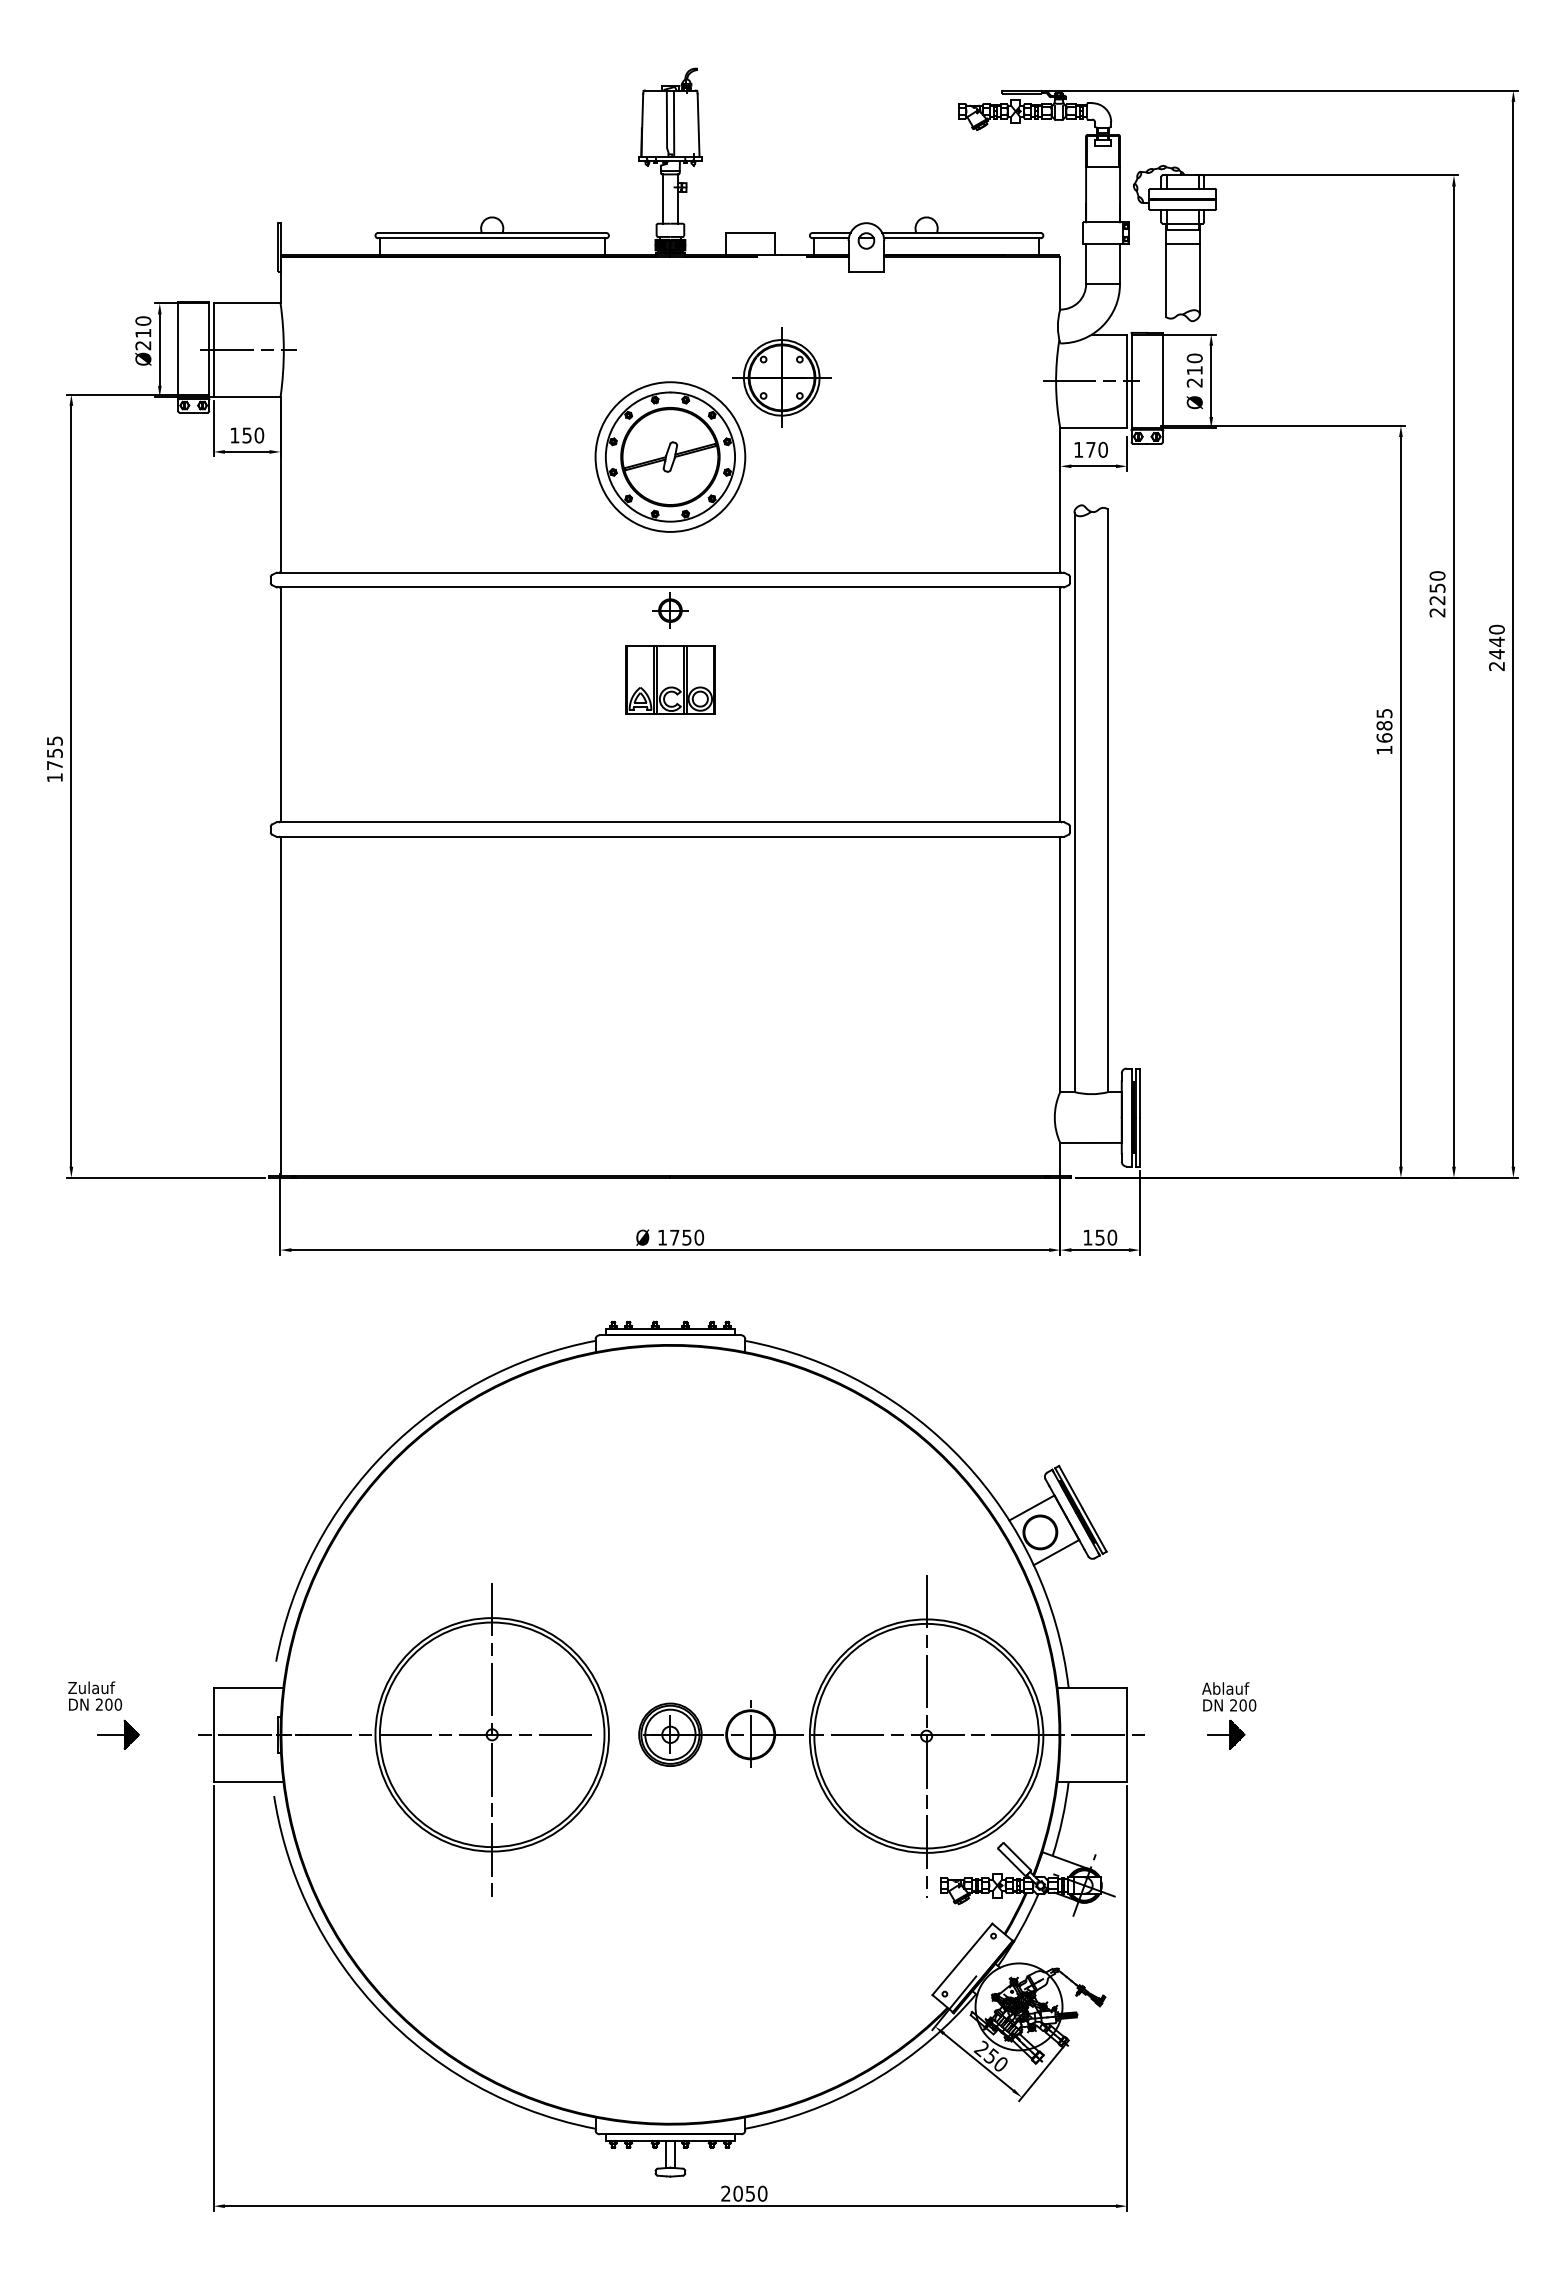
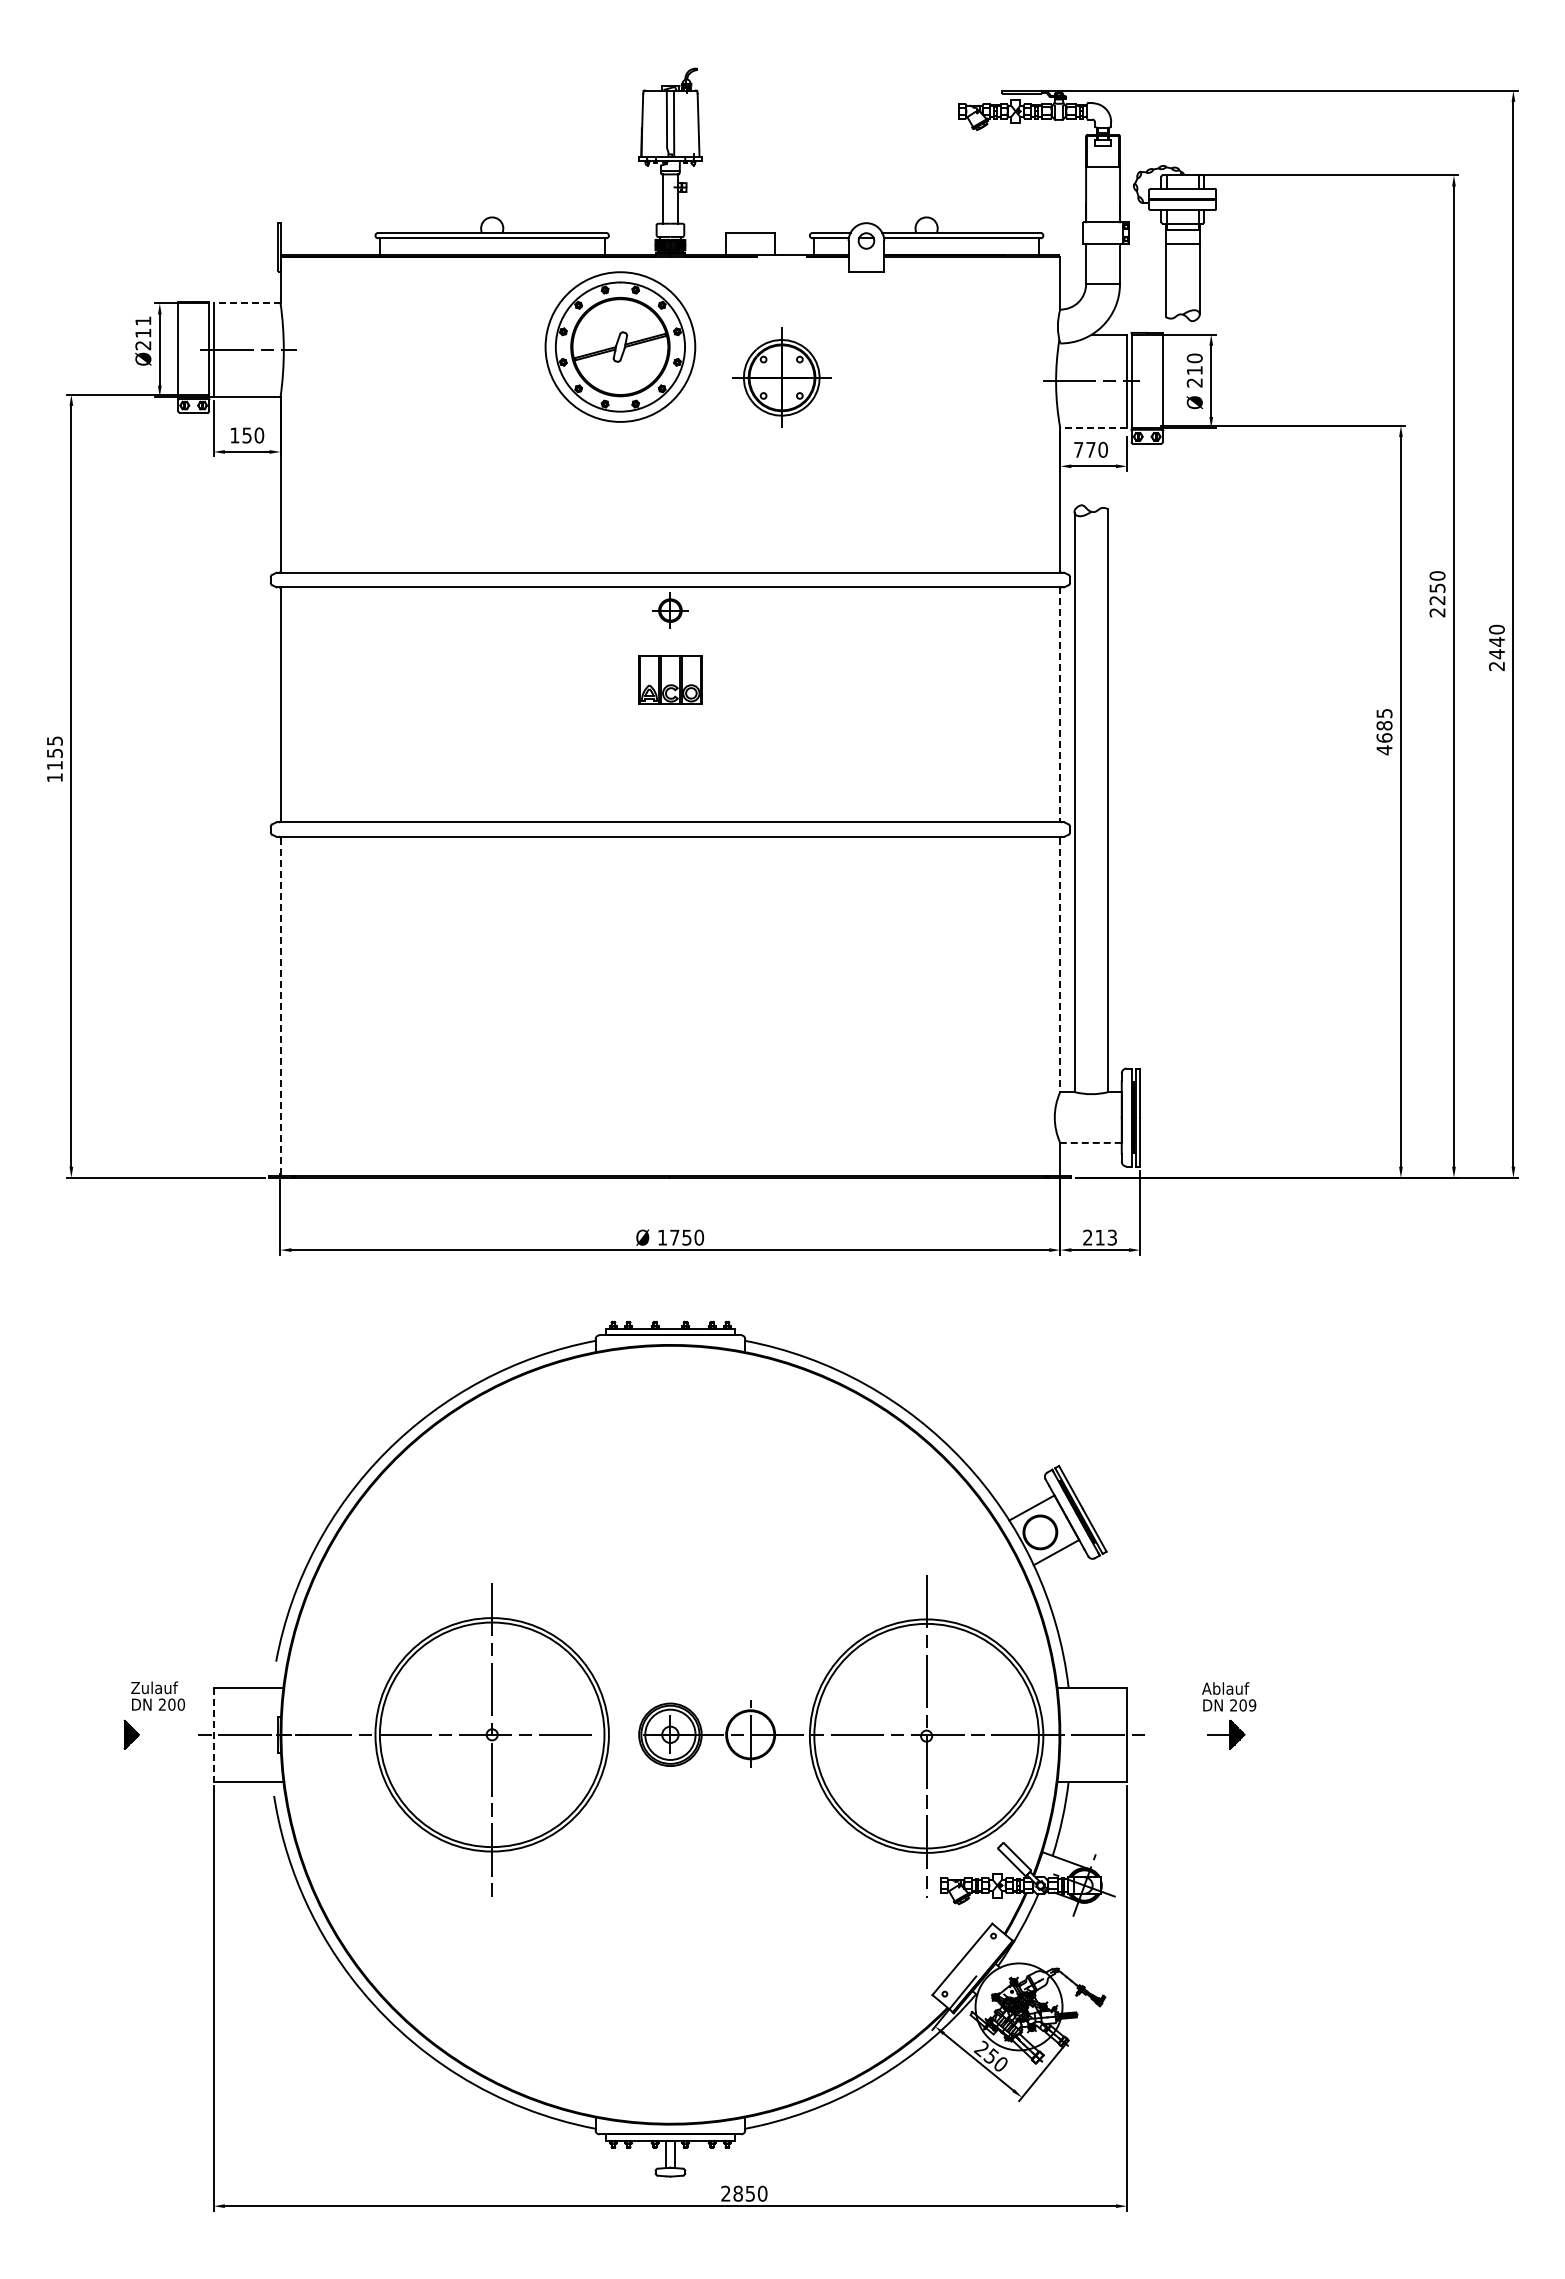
line: solid -> dashed (246, 303)
text: Ø210 -> Ø211 (143, 320)
line: solid -> dashed (1093, 428)
text: 170 -> 770 (1078, 449)
part position: (670, 456) -> (620, 346) (620, 346)
part size: 91x70 px -> 65x50 px (670, 679)
line: solid -> dashed (1060, 704)
text: 1685 -> 4685 (1384, 750)
text: 1755 -> 1155 (54, 765)
line: solid -> dashed (1060, 965)
line: solid -> dashed (280, 1006)
line: solid -> dashed (1091, 1142)
text: 150 -> 213 (1100, 1237)
text position: (94, 1695) -> (157, 1695) (157, 1695)
text: 200 -> 209 (1252, 1705)
line: present -> none (110, 1734)
line: solid -> dashed (213, 1734)
text: 2050 -> 2850 (737, 2193)
